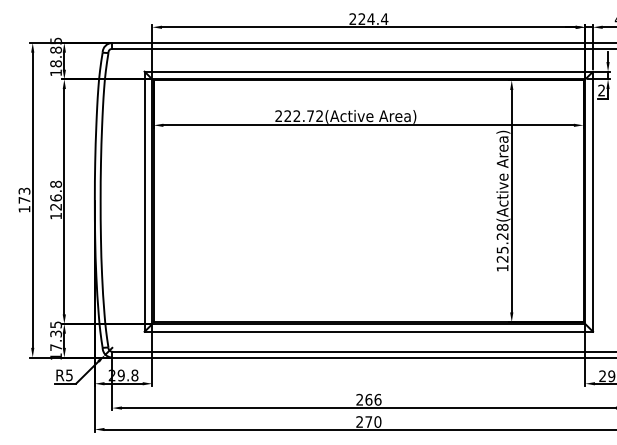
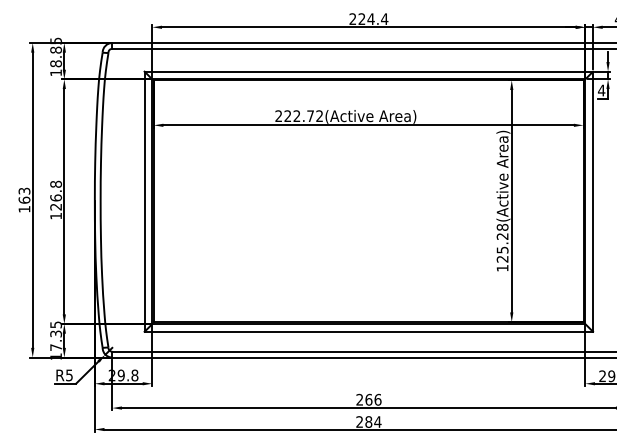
text: 2 -> 4 (601, 90)
text: 173 -> 163 (24, 199)
text: 270 -> 284 (373, 421)
